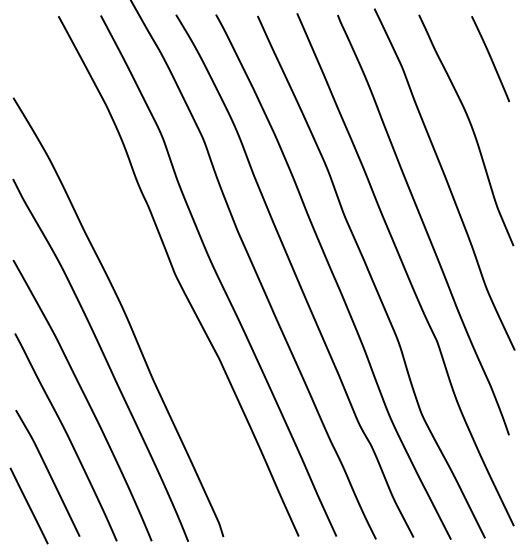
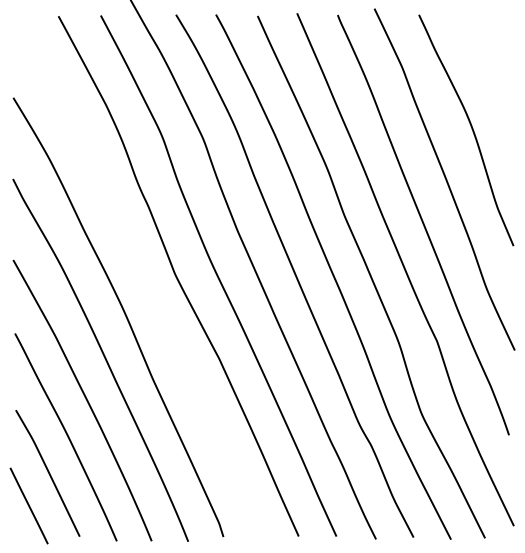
line: present -> none (490, 59)
